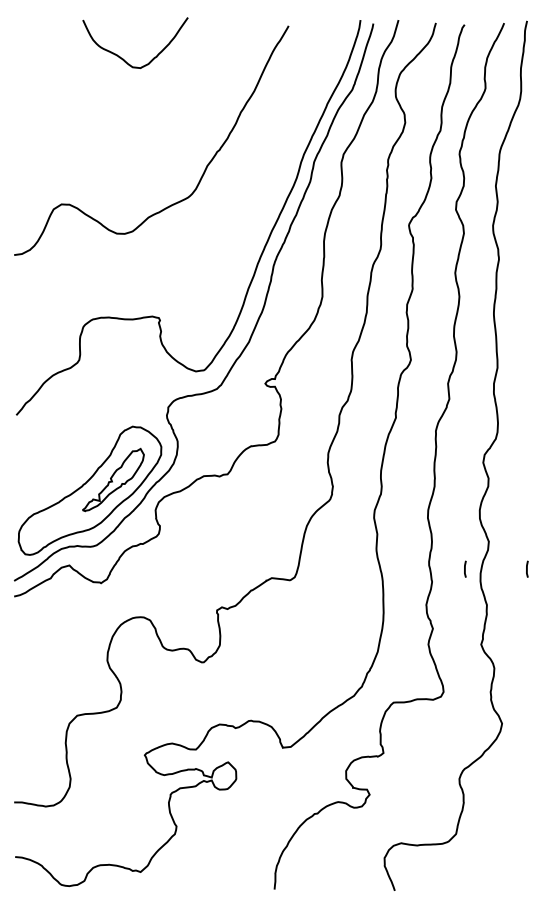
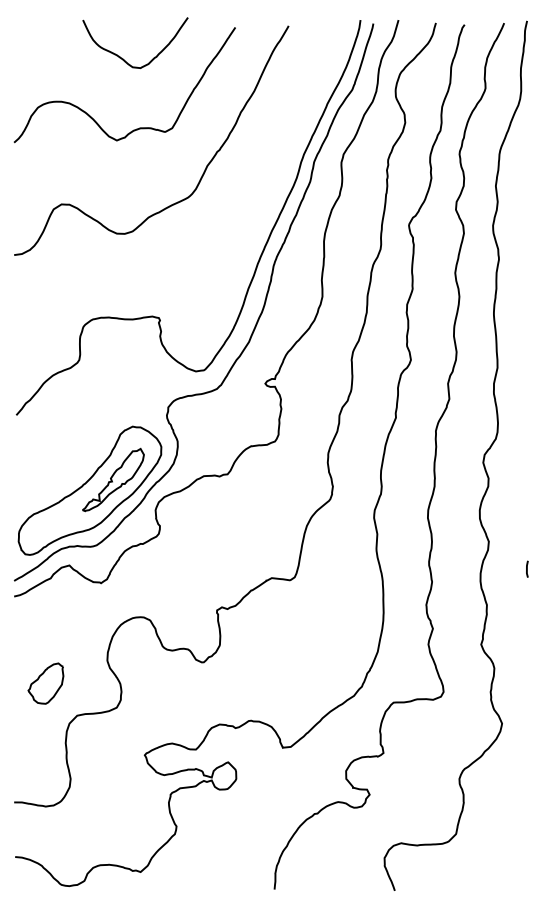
curve: none -> present (139, 127)
line: present -> none (465, 568)
part: none -> present (45, 683)
